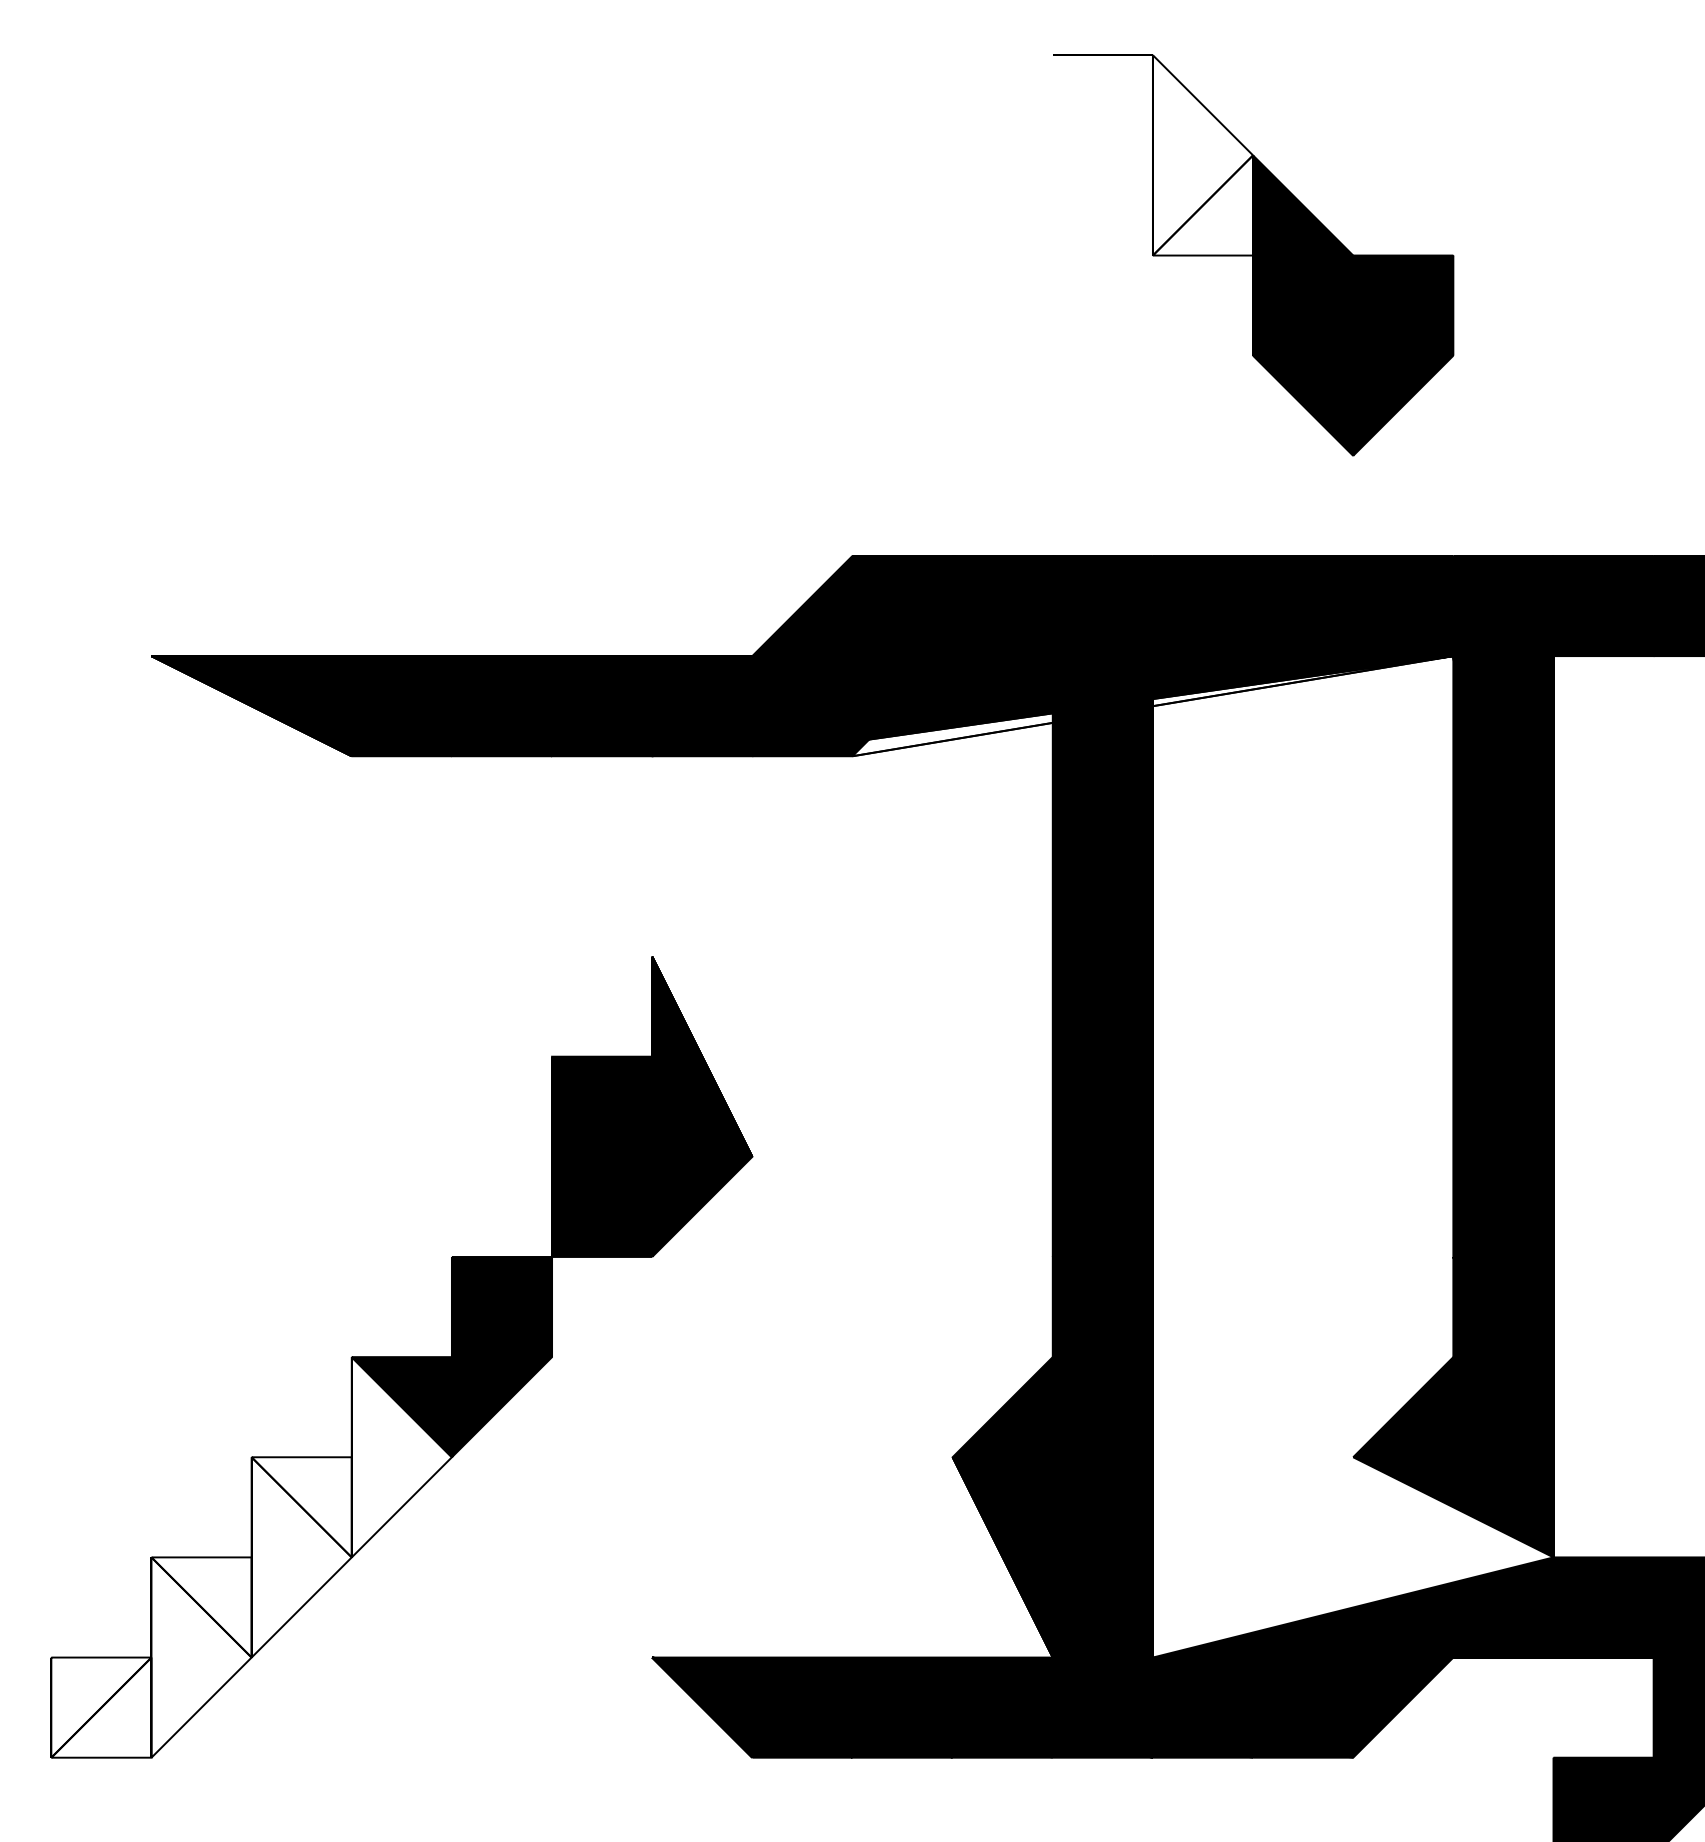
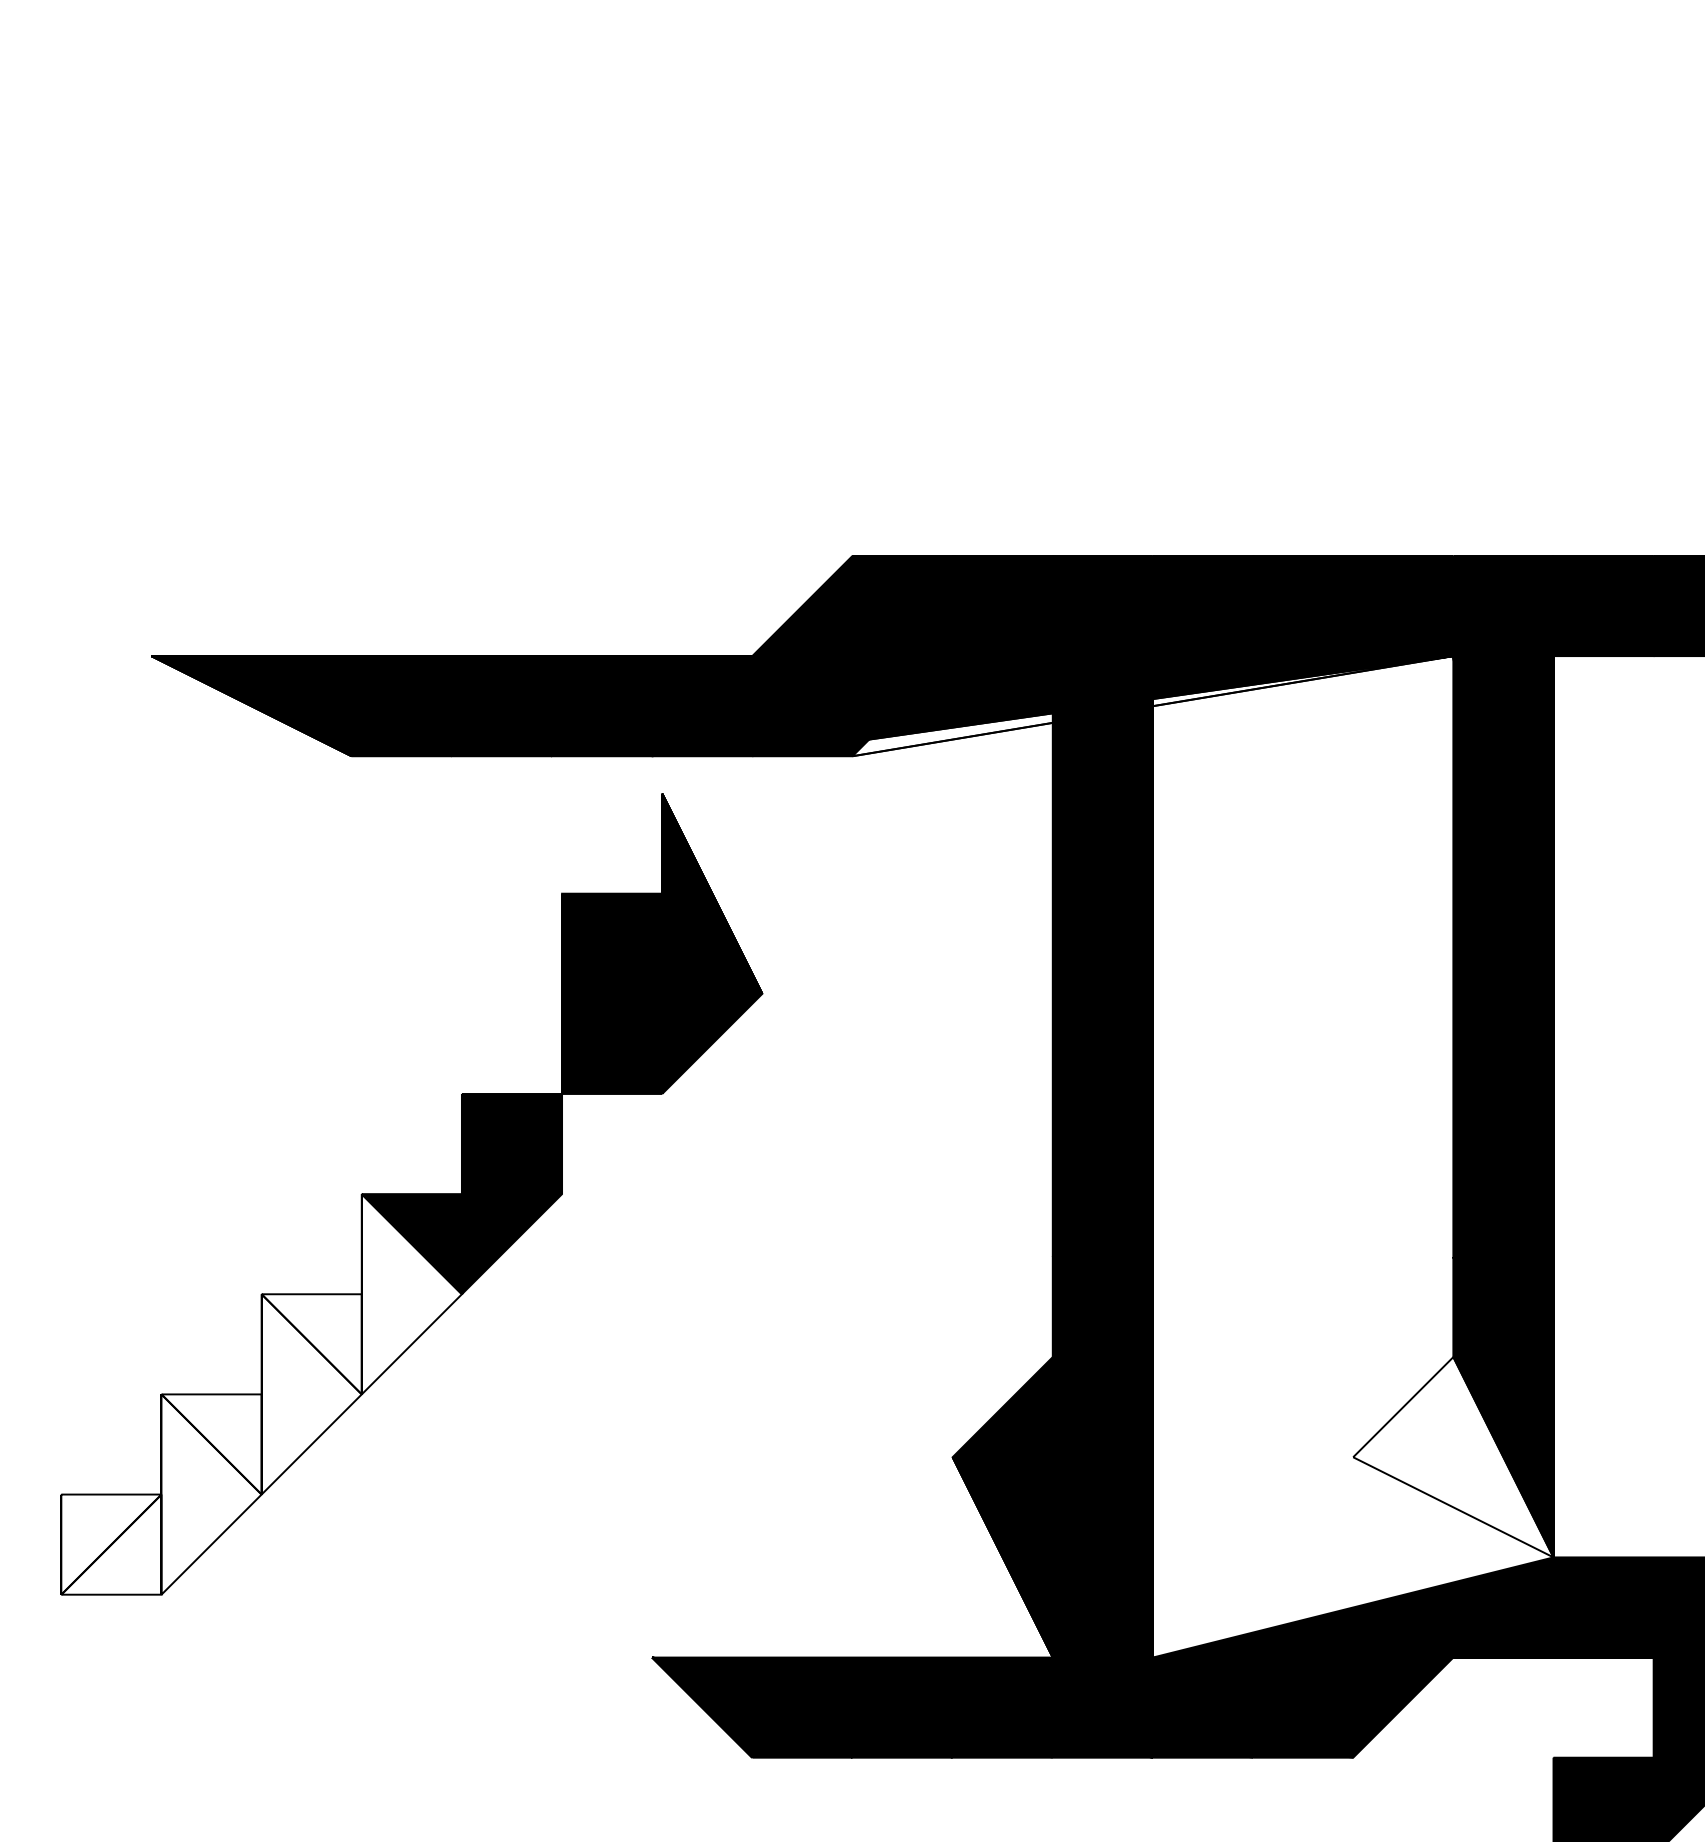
part: present -> none (1253, 255)
part position: (401, 1357) -> (411, 1194) (411, 1194)
fill: present -> none (1453, 1457)
